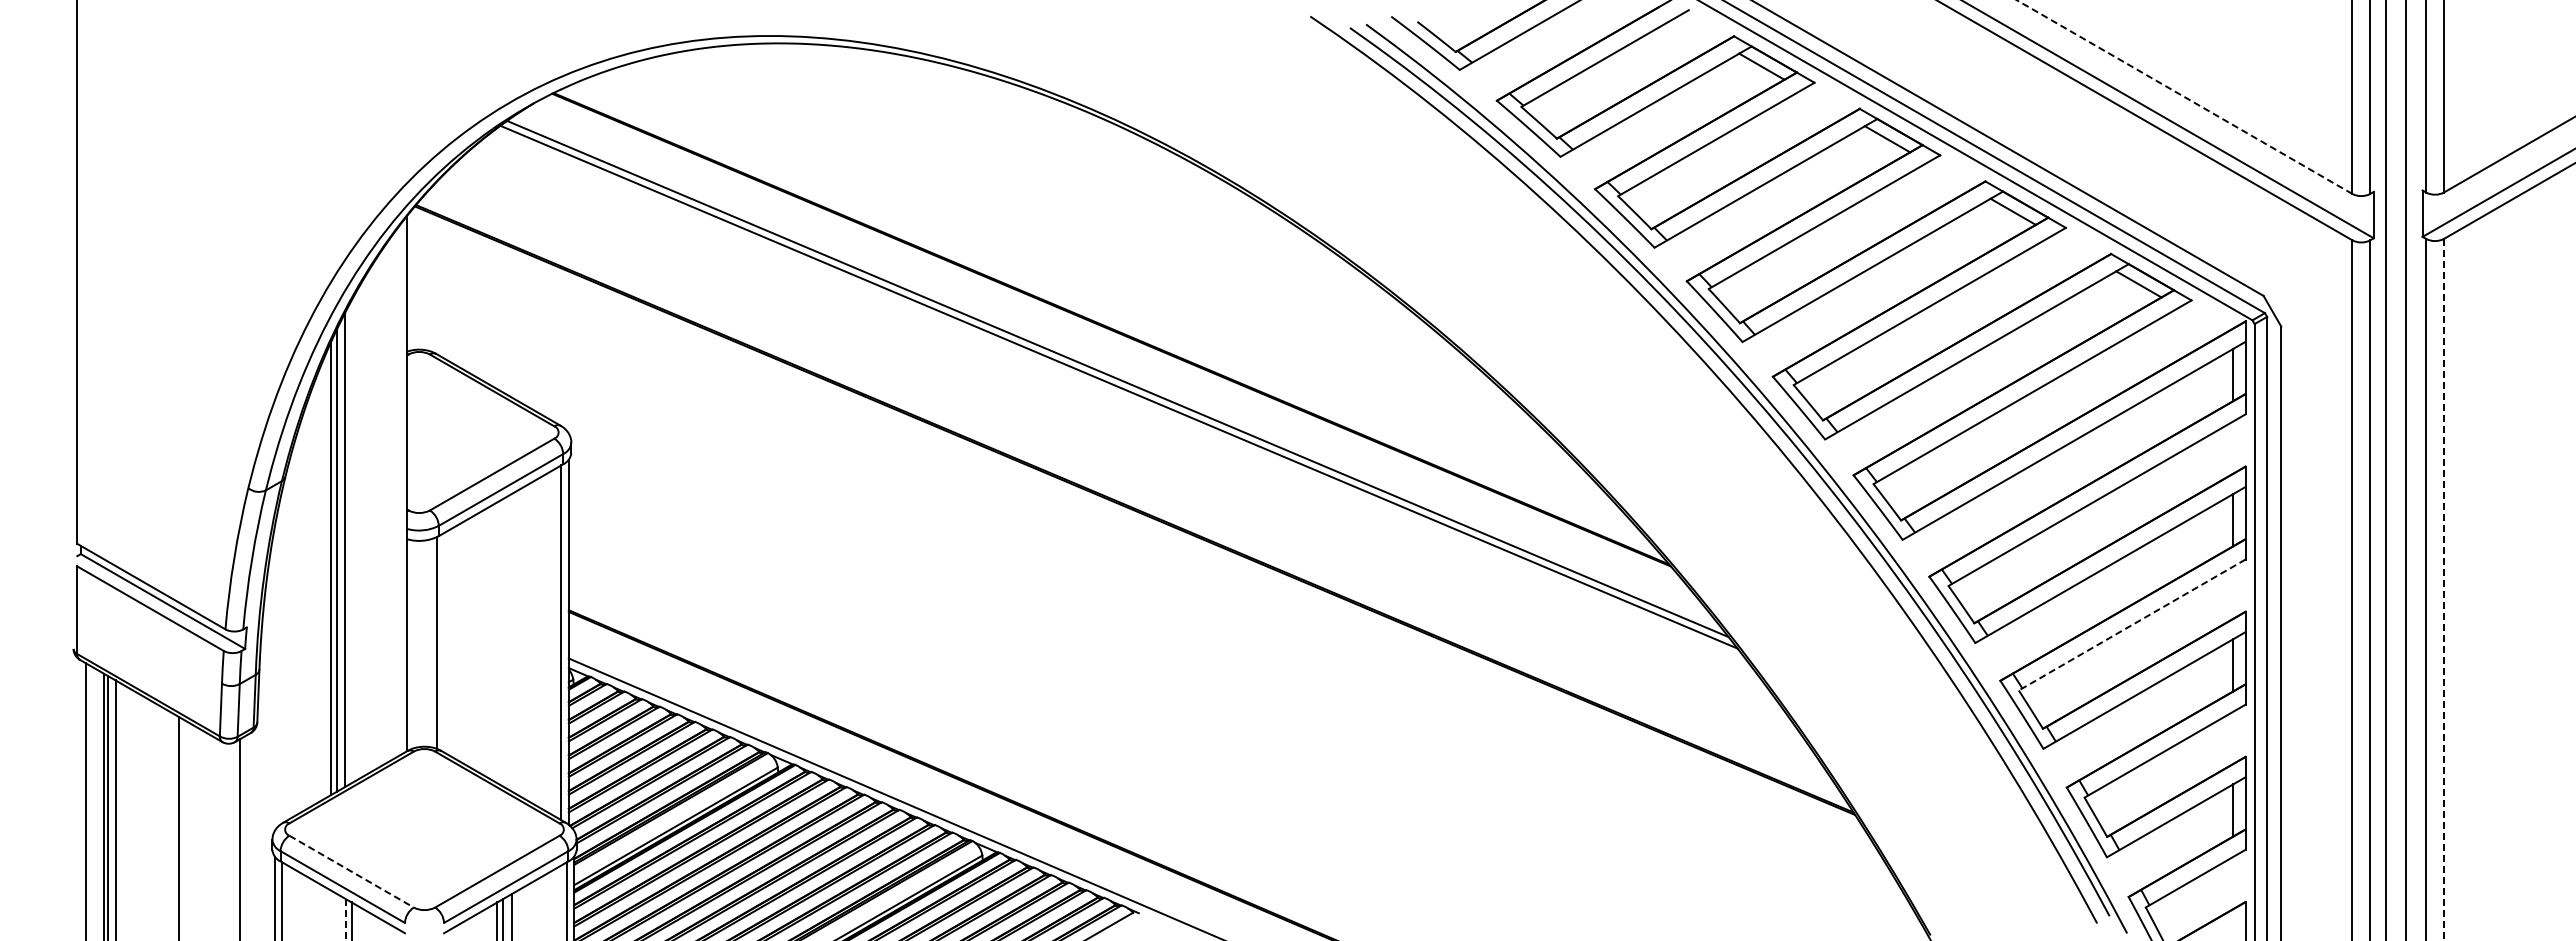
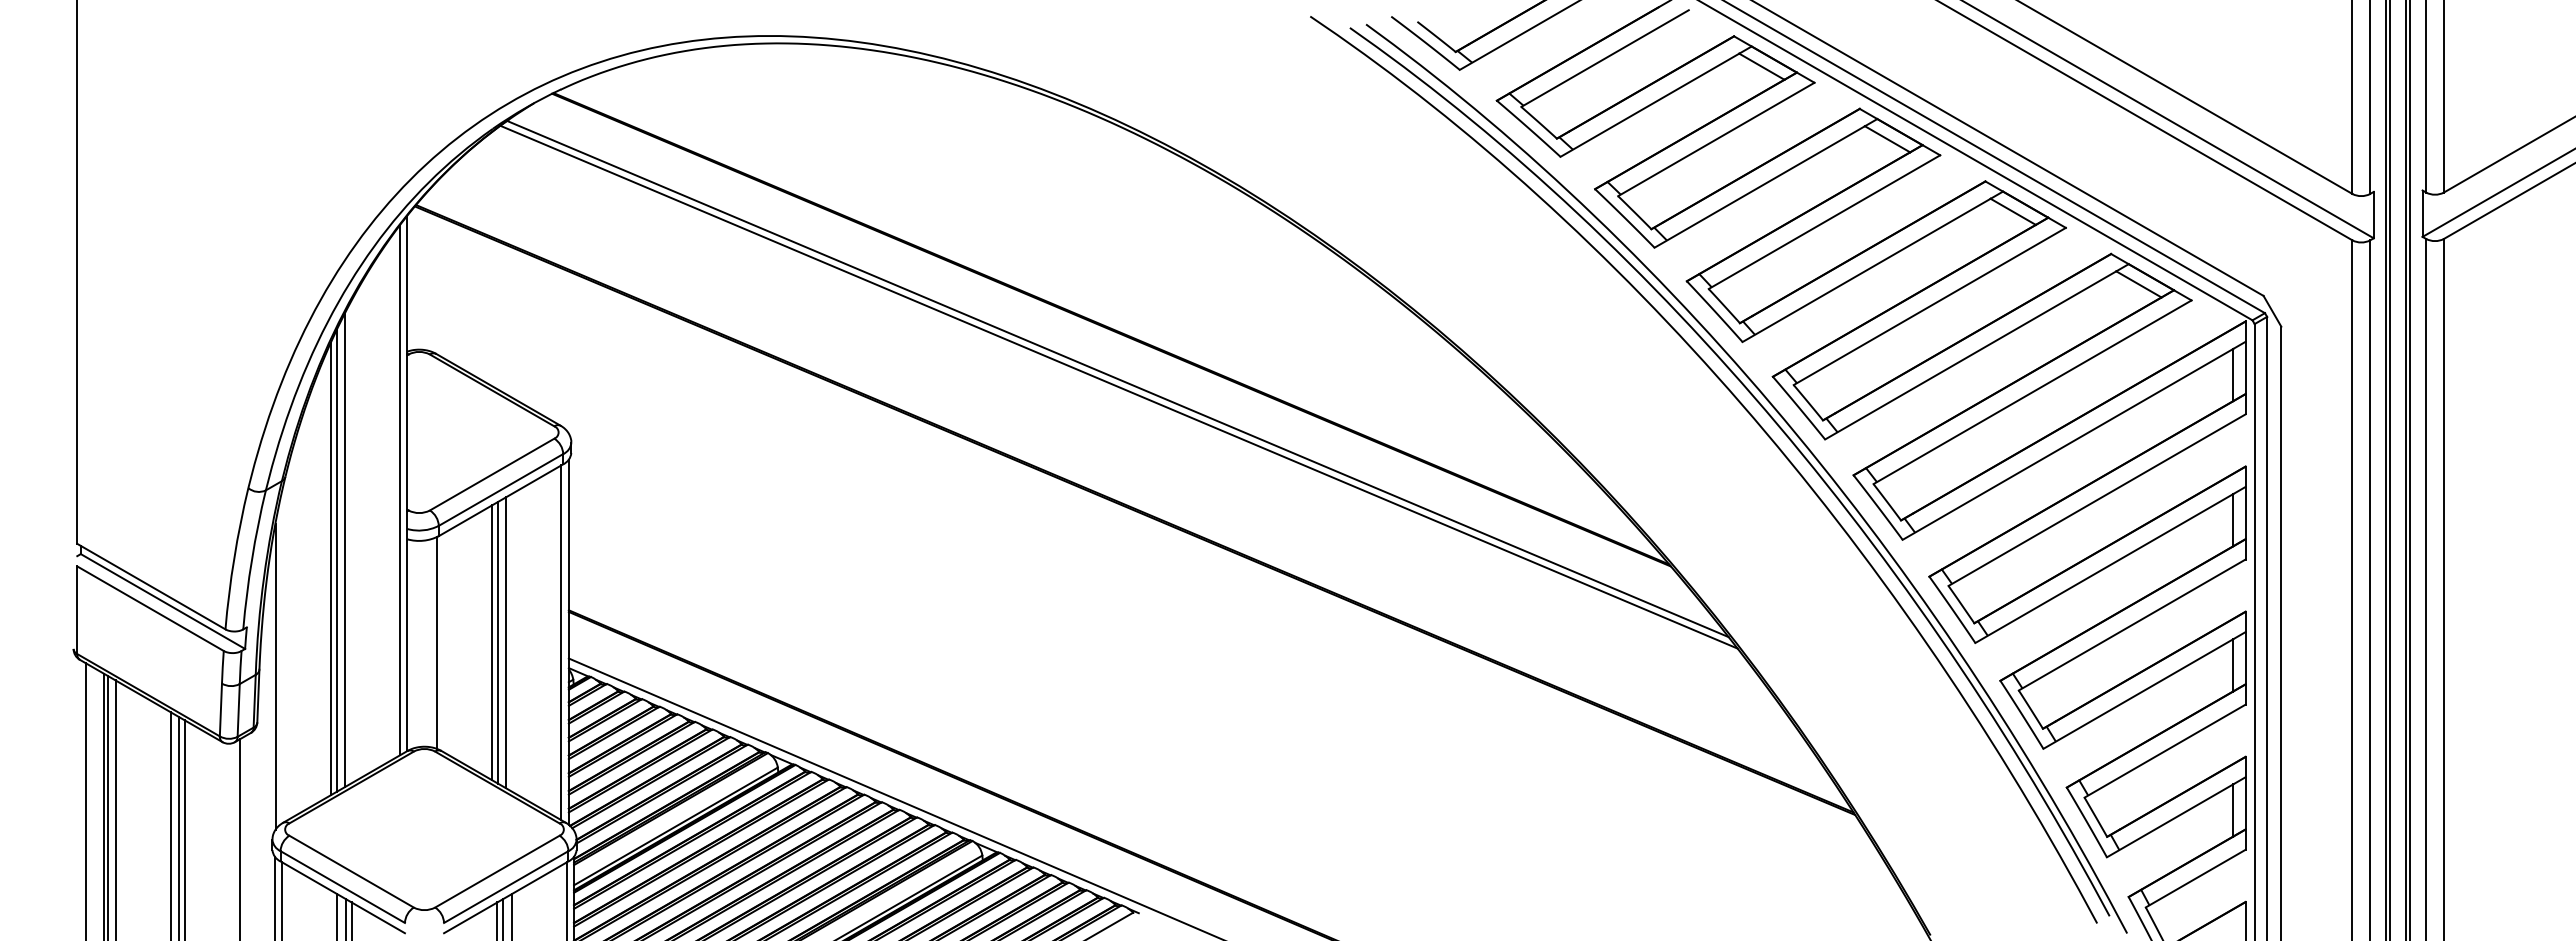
line: dashed -> solid (2184, 97)
line: none -> present (2389, 469)
line: none -> present (2410, 469)
line: none -> present (399, 490)
line: dashed -> solid (2443, 589)
line: dashed -> solid (2132, 625)
line: none -> present (492, 642)
line: none -> present (498, 642)
line: none -> present (506, 642)
line: none -> present (275, 676)
line: none -> present (170, 824)
line: none -> present (184, 828)
line: dashed -> solid (351, 871)
line: none -> present (337, 915)
line: dashed -> solid (345, 919)
